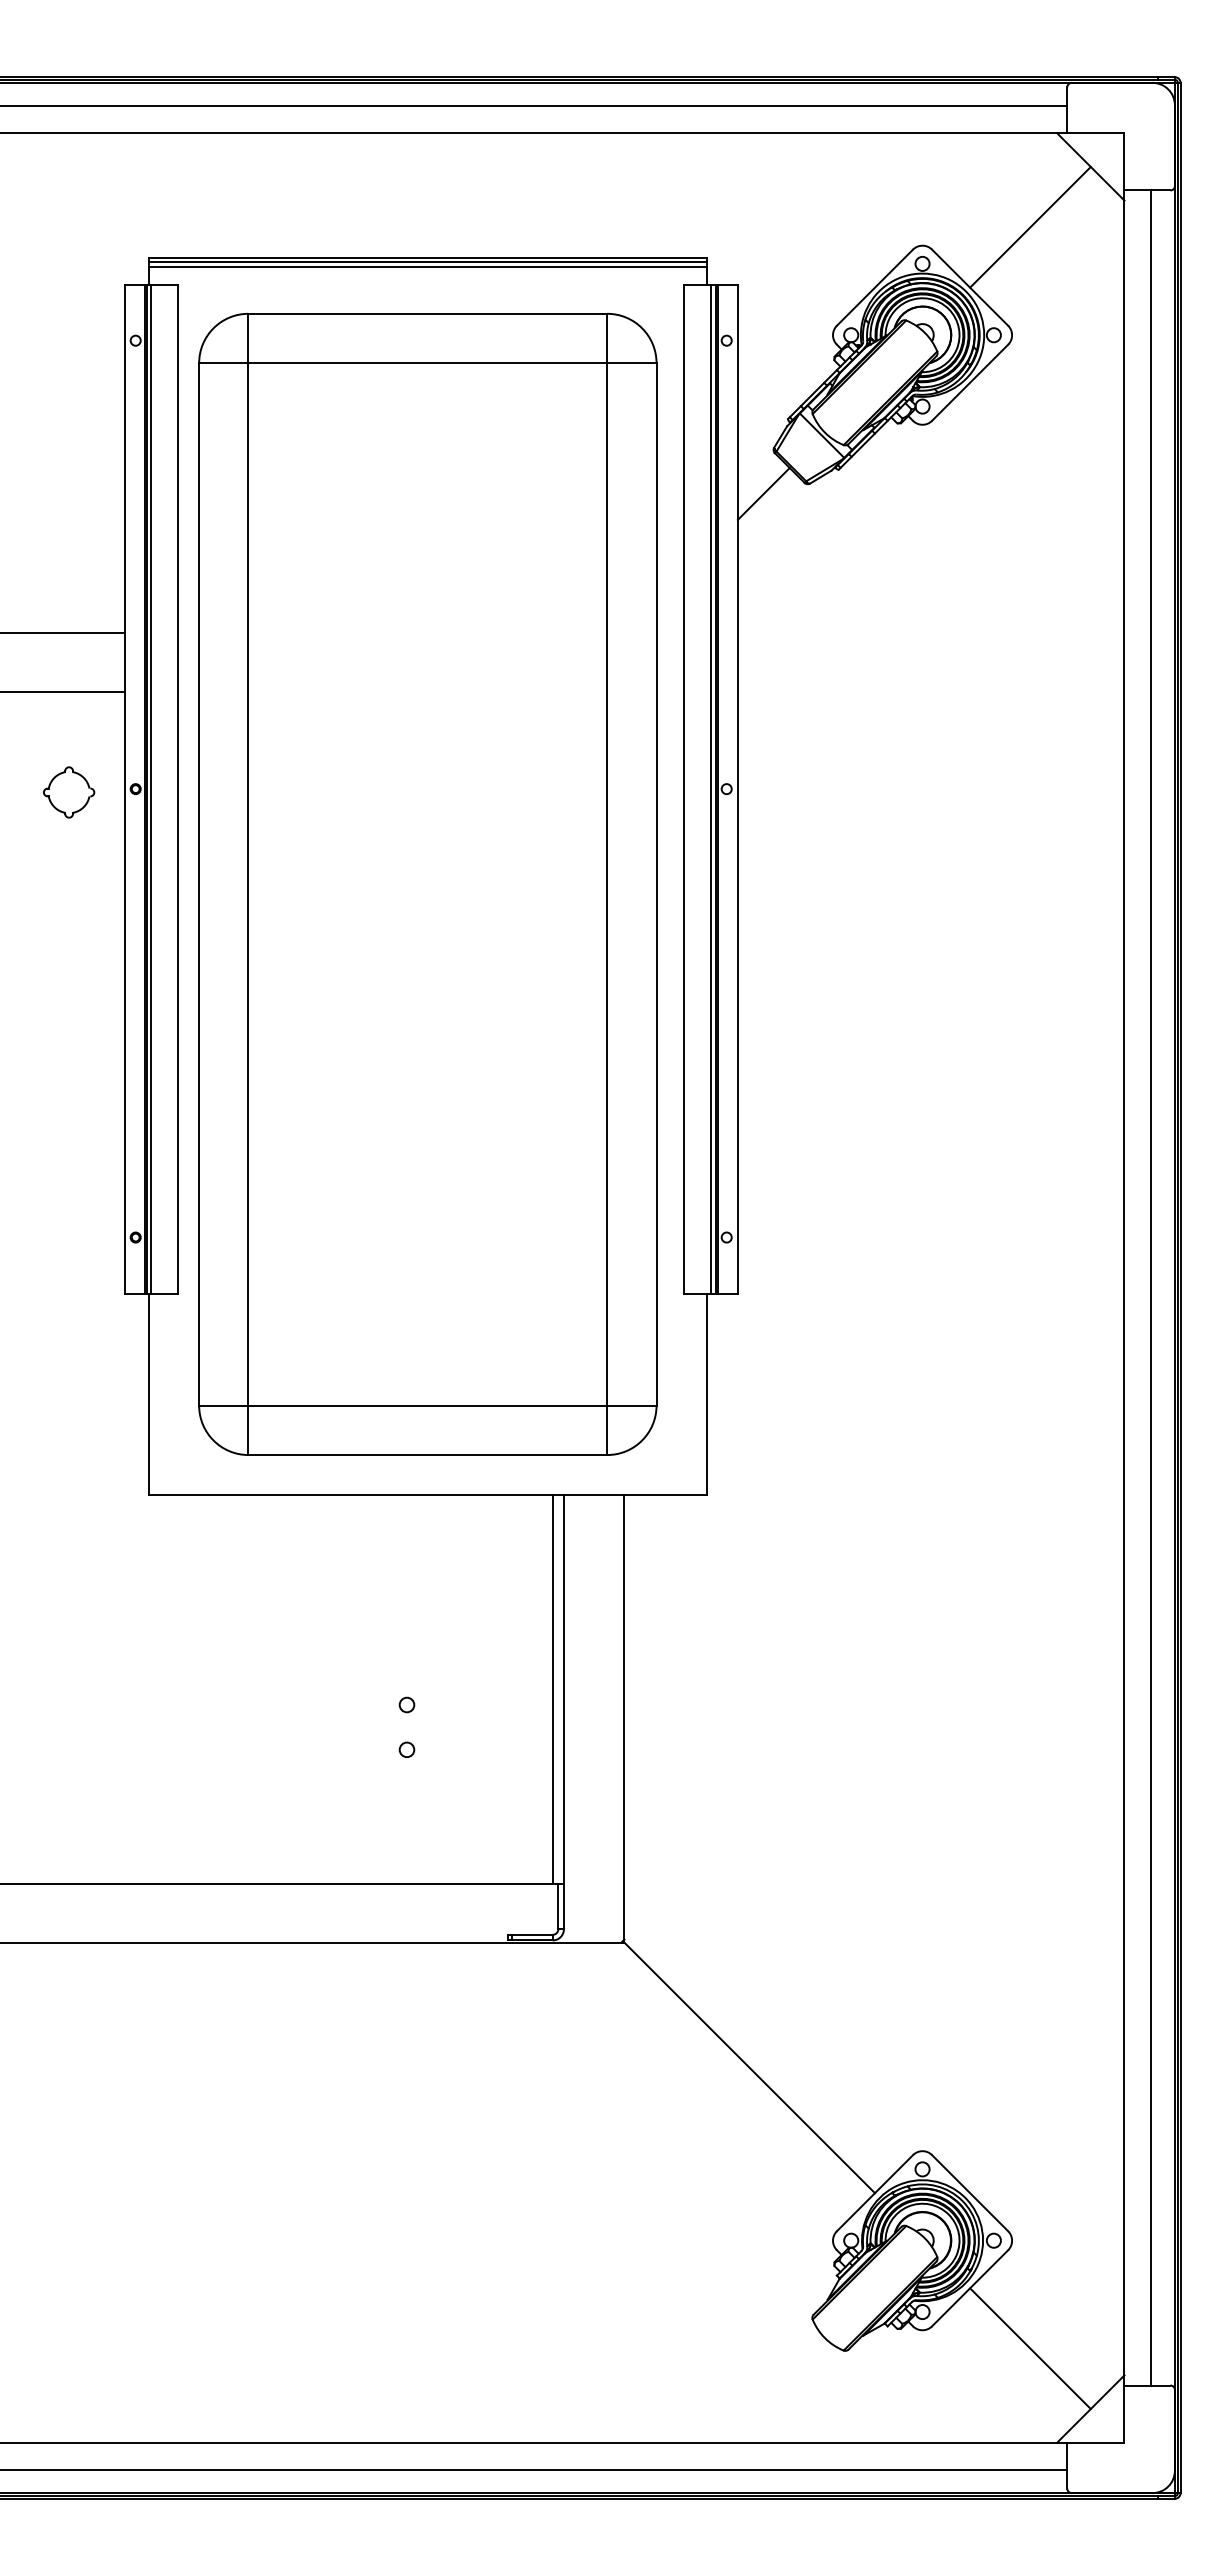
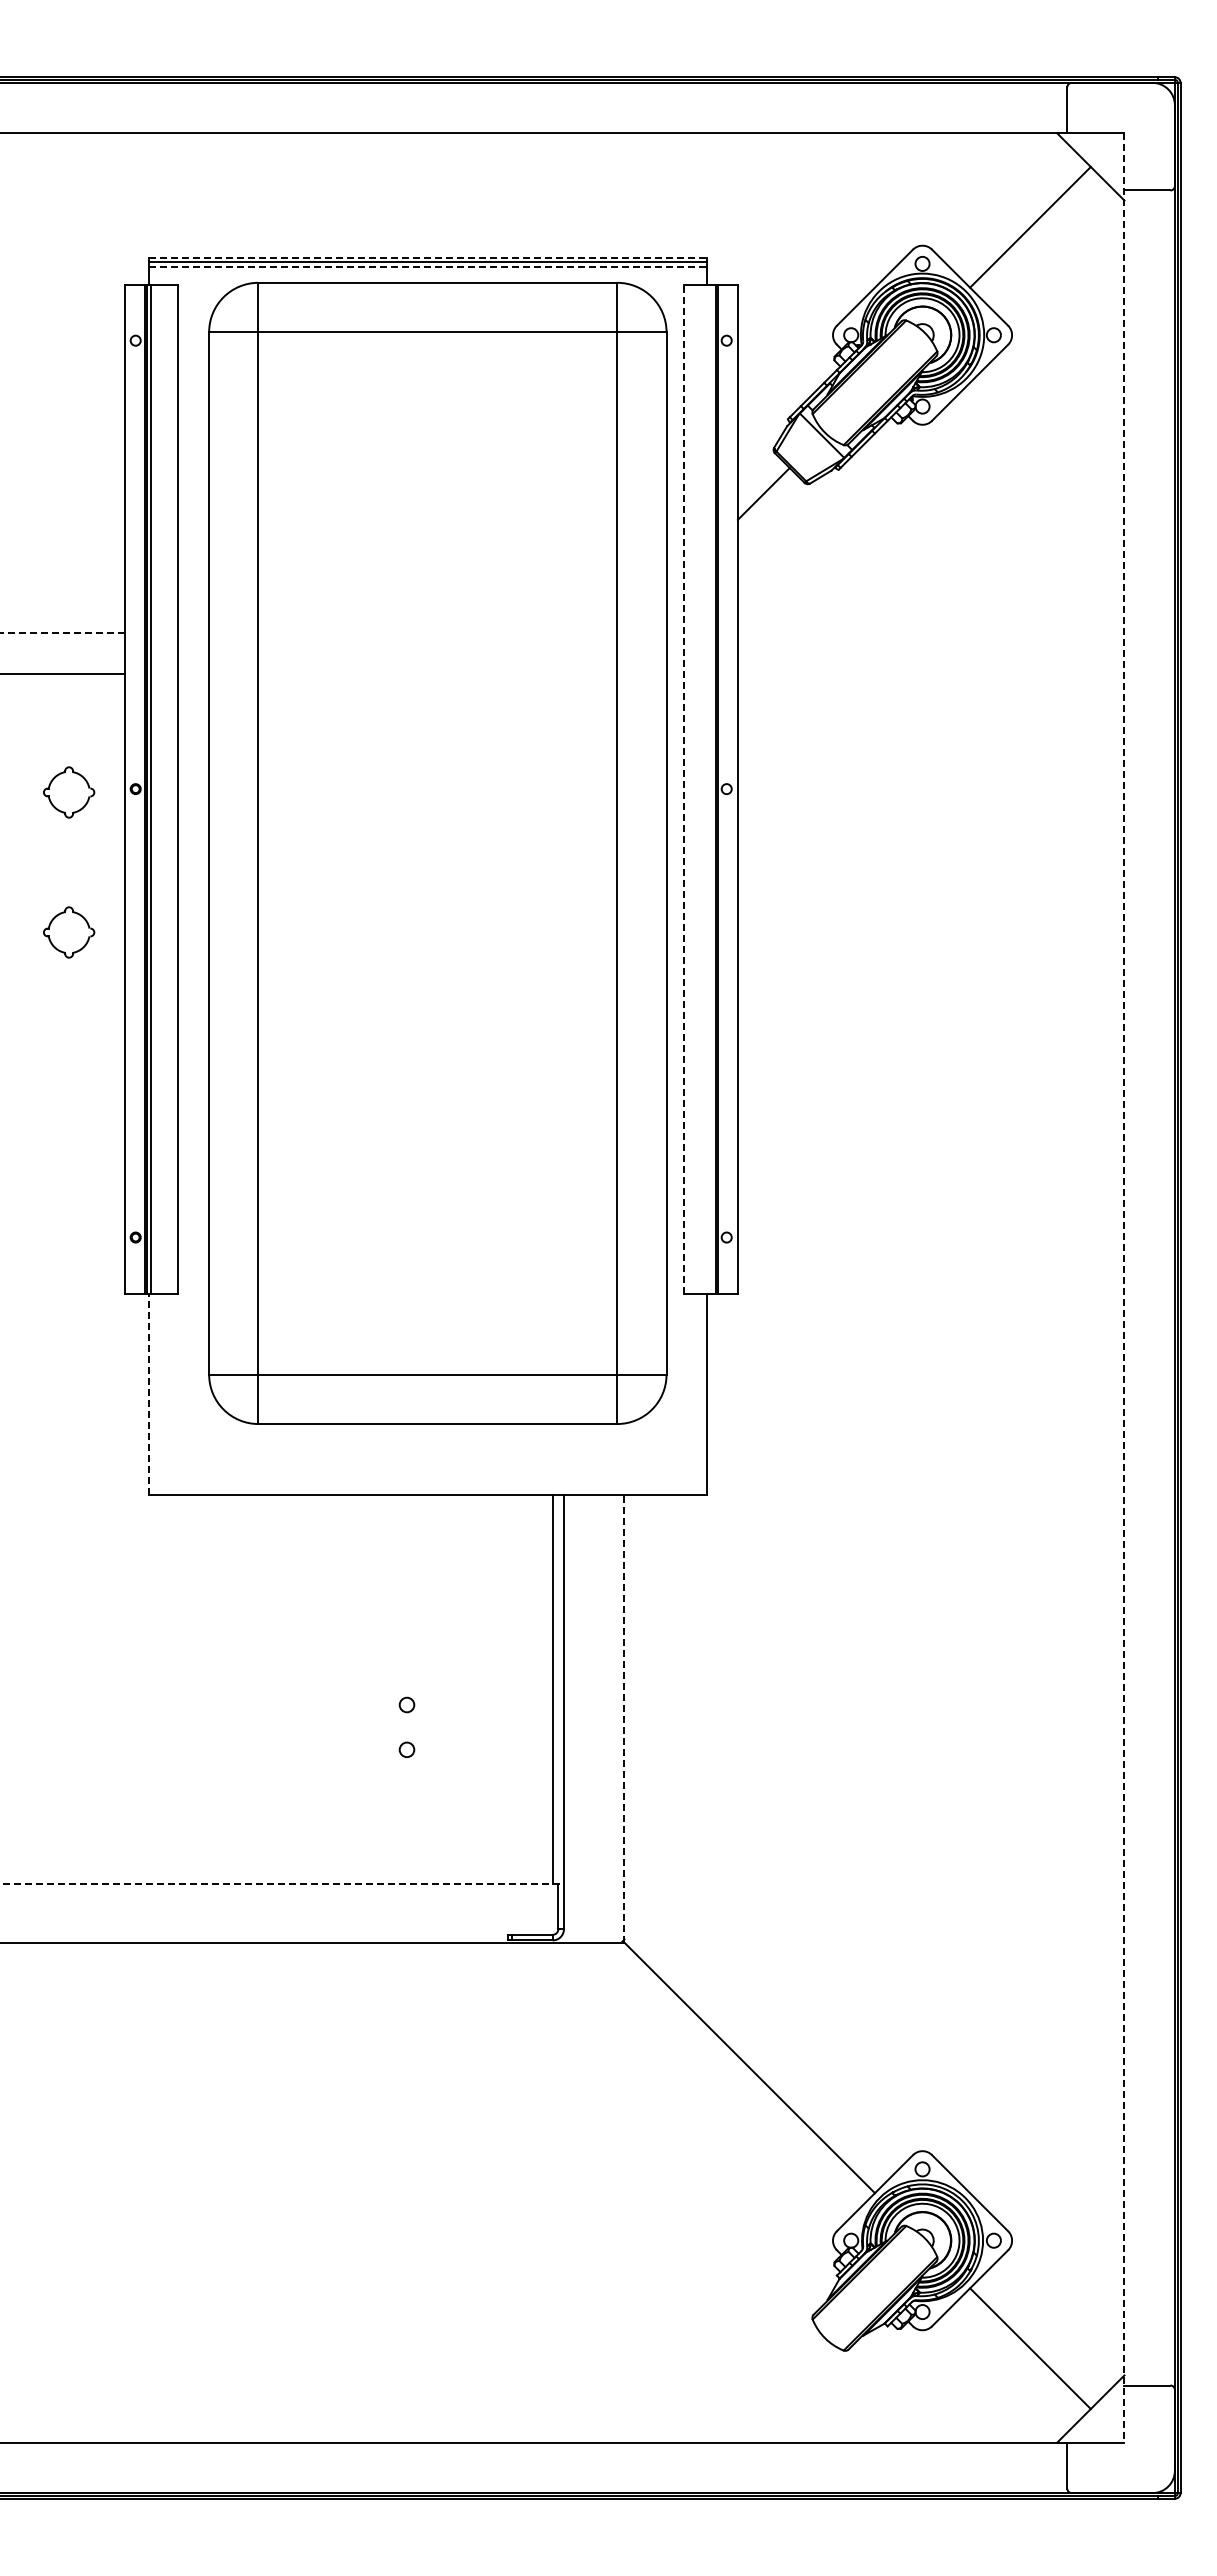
line: present -> none (534, 106)
line: solid -> dashed (428, 257)
line: solid -> dashed (428, 266)
line: solid -> dashed (62, 633)
line position: (63, 691) -> (63, 673) (63, 673)
line: solid -> dashed (684, 788)
line: present -> none (711, 788)
part position: (427, 883) -> (437, 852) (437, 852)
part: none -> present (69, 932)
line: present -> none (1151, 1287)
line: solid -> dashed (1124, 1288)
line: solid -> dashed (148, 1394)
line: solid -> dashed (624, 1719)
line: solid -> dashed (282, 1884)
line: present -> none (534, 2469)
